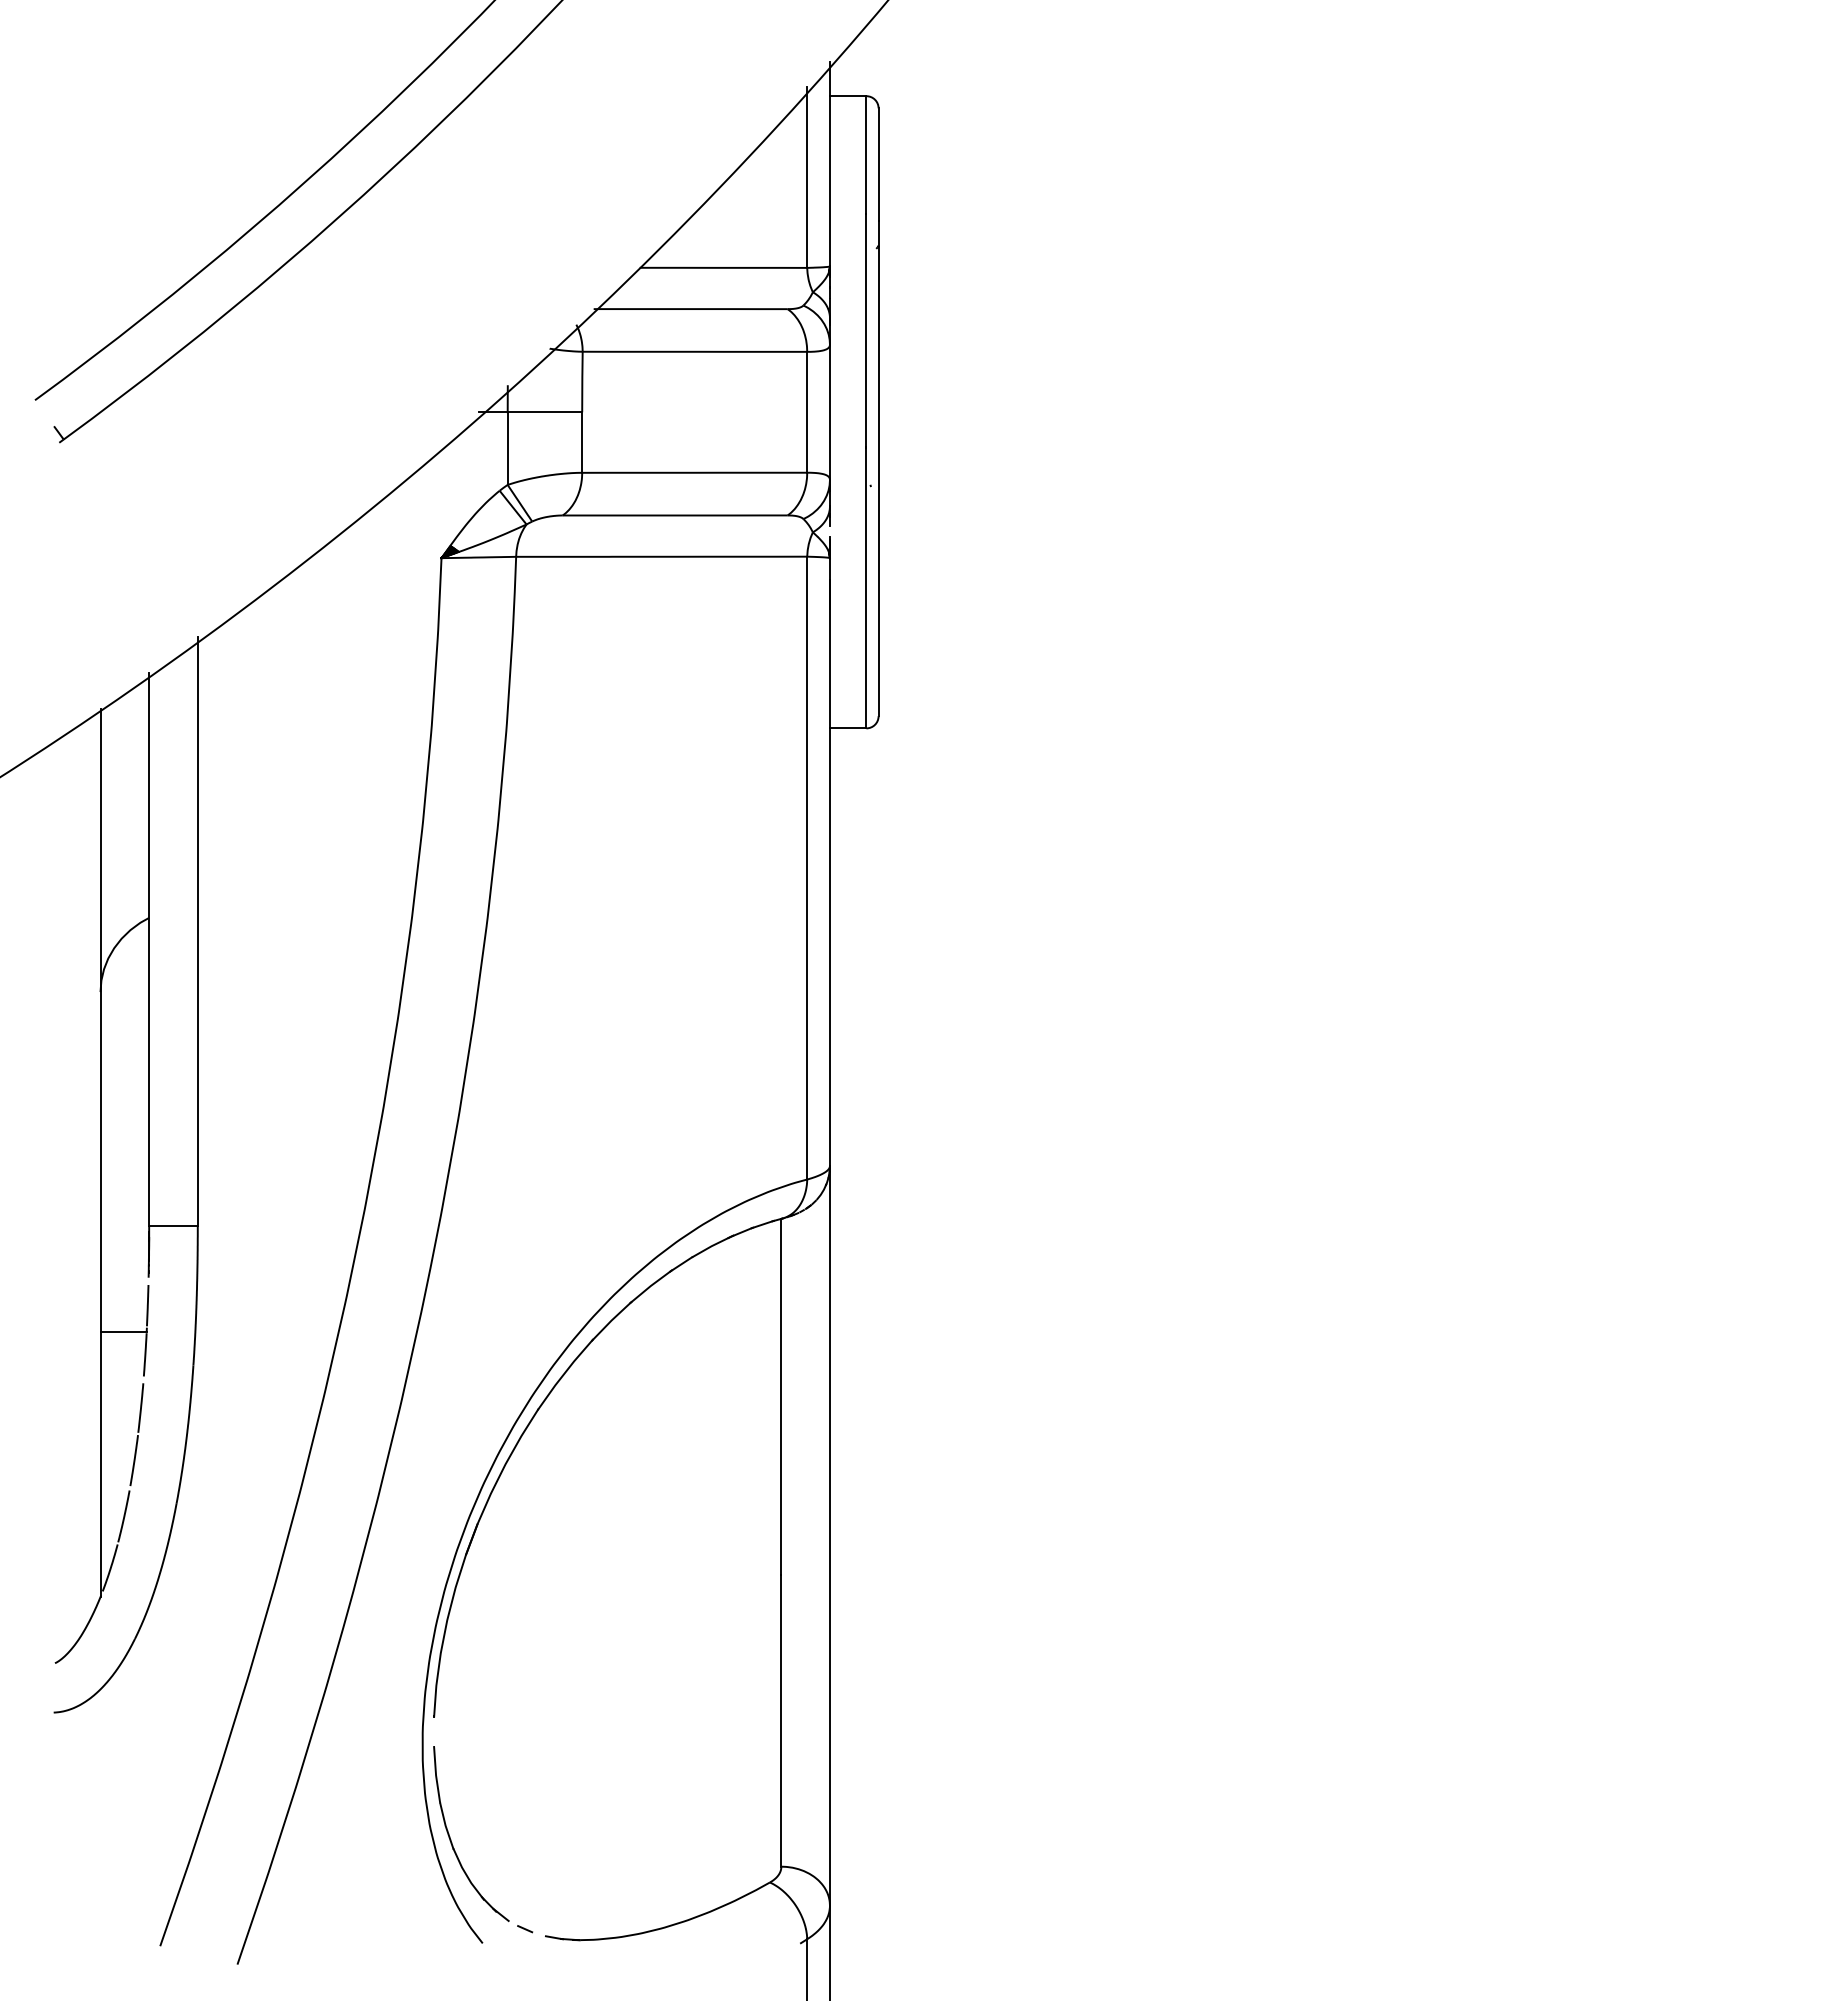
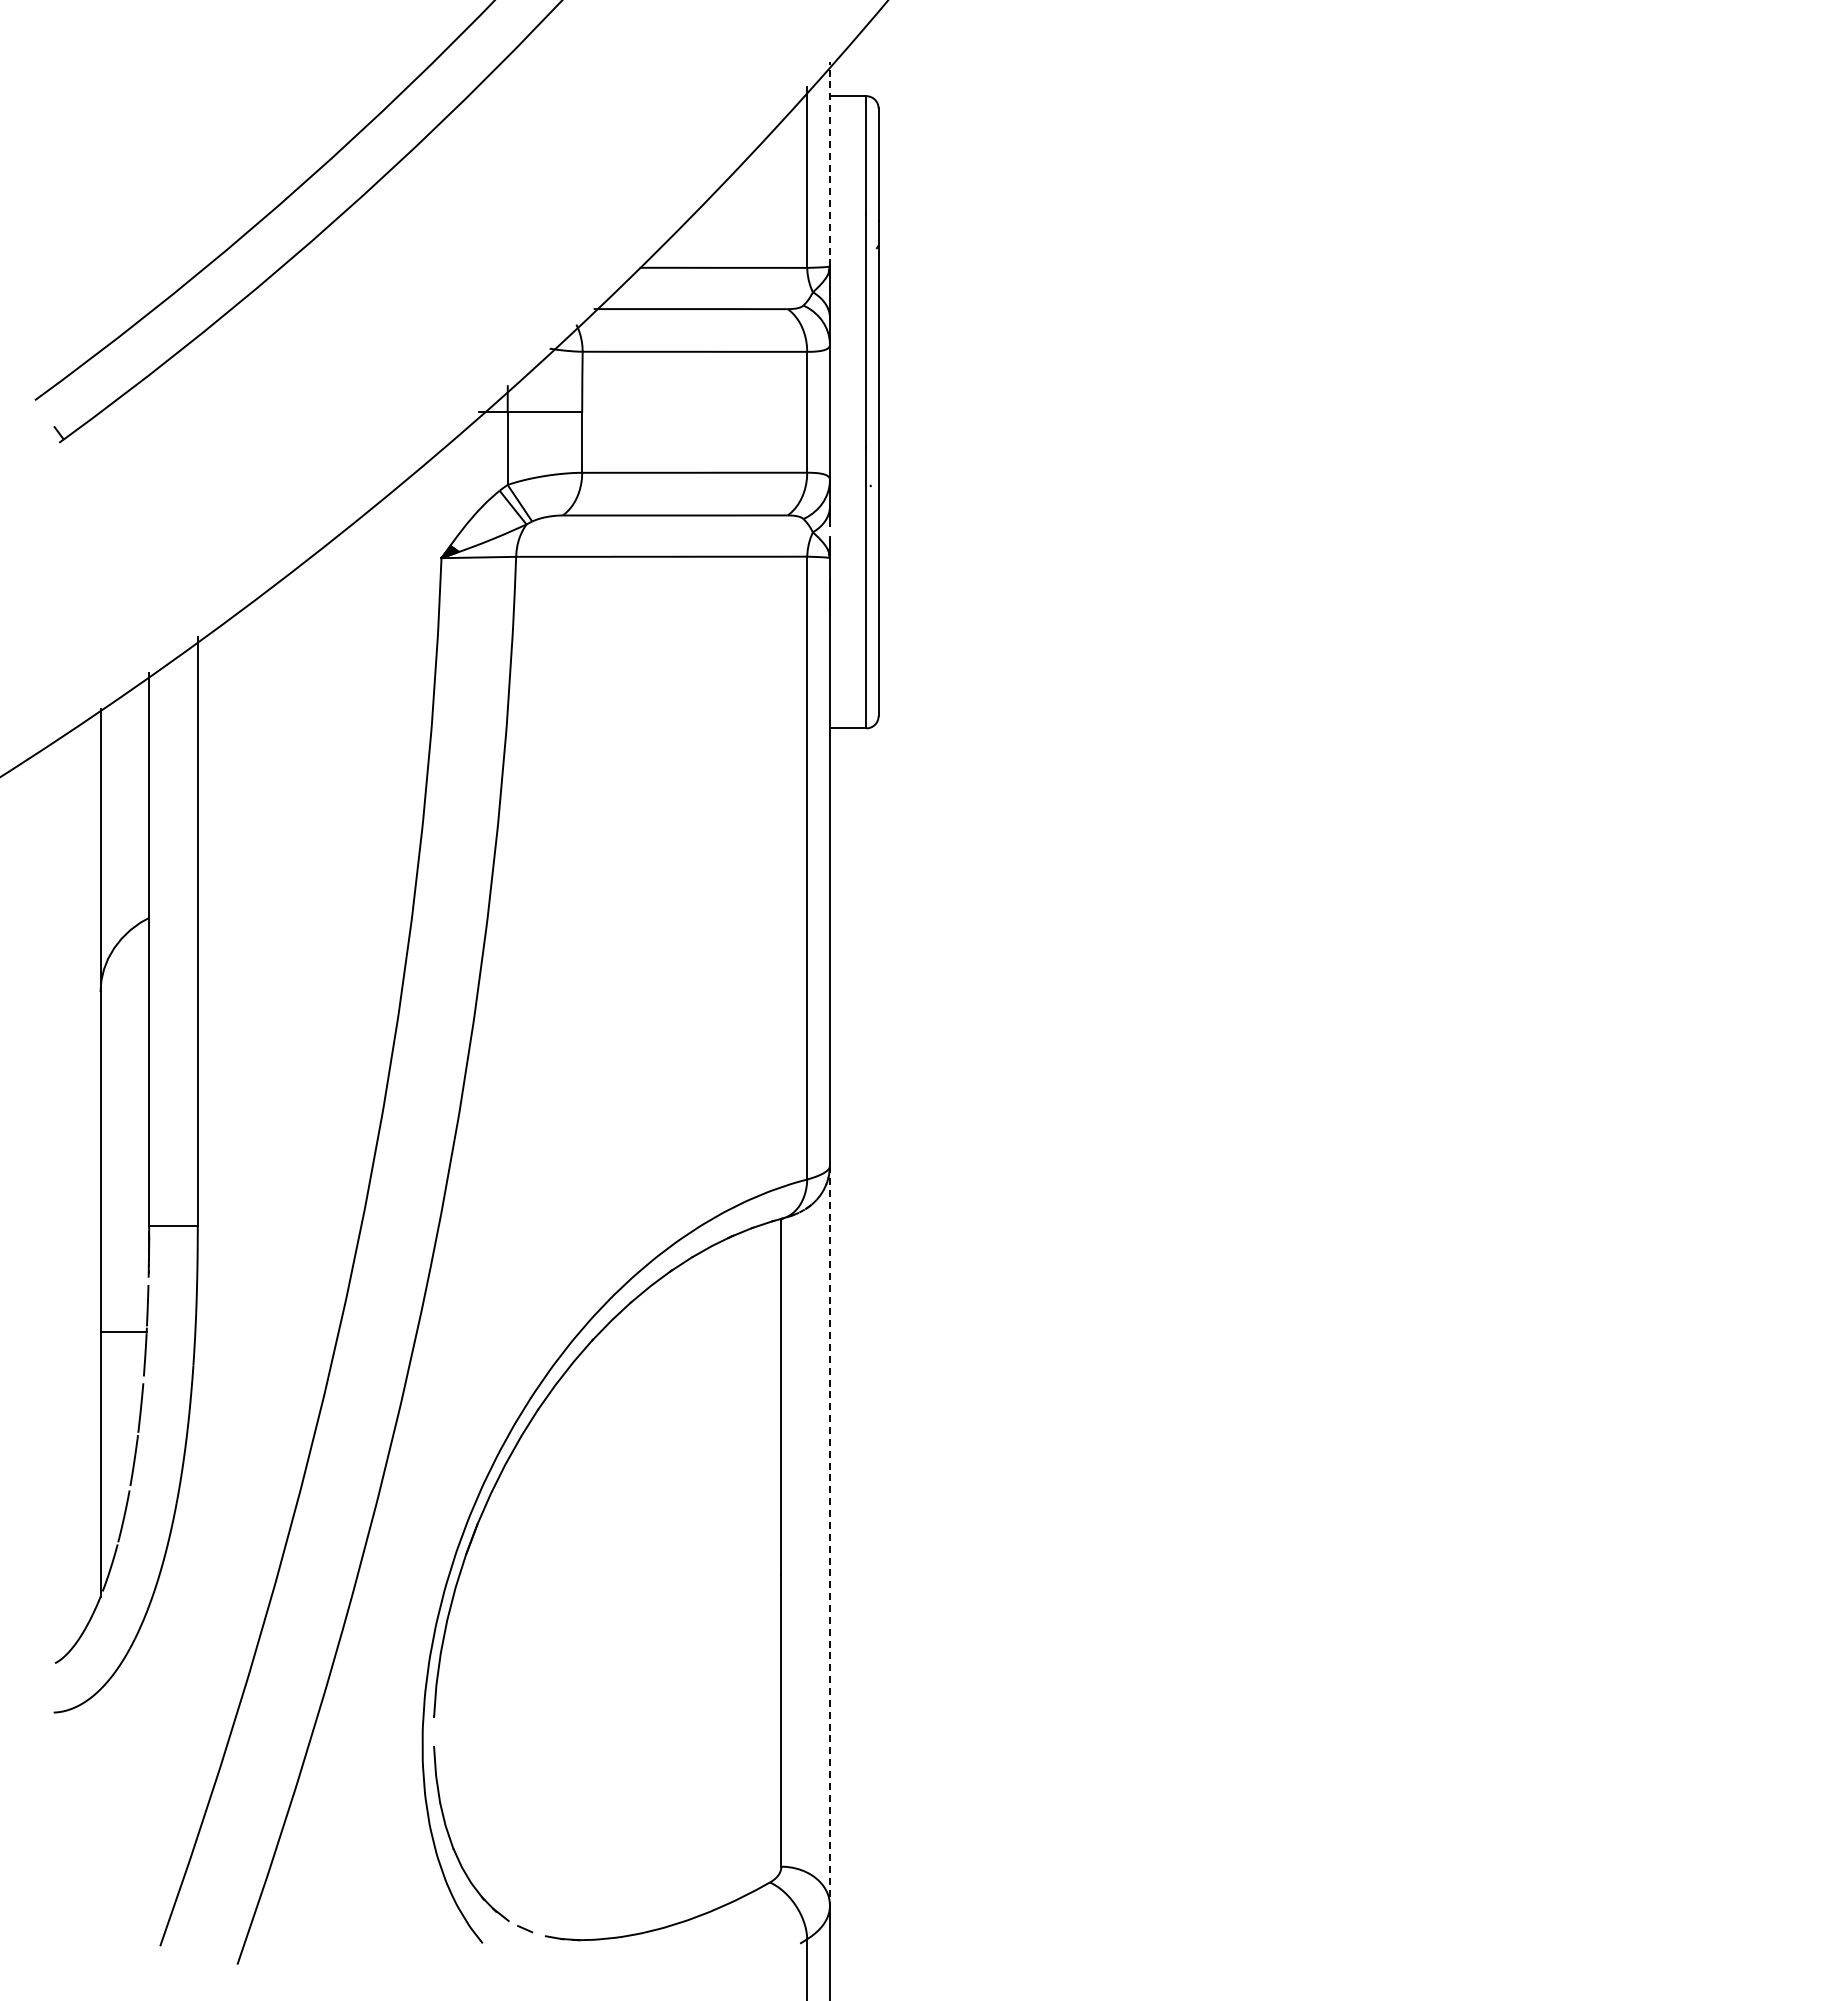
line: solid -> dashed (829, 163)
line: solid -> dashed (829, 1535)
